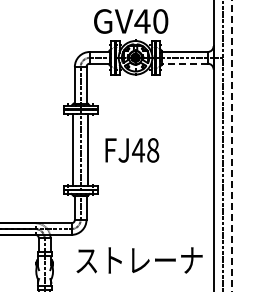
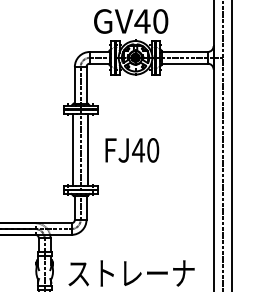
line: dashed -> solid (184, 63)
line: dashed -> solid (231, 145)
text: FJ48 -> FJ40 (153, 150)
text position: (139, 260) -> (131, 273) (131, 273)
